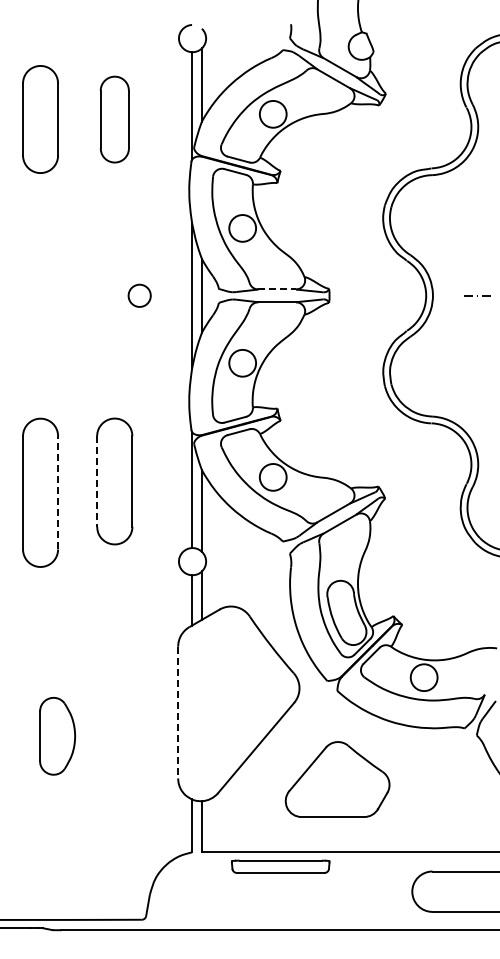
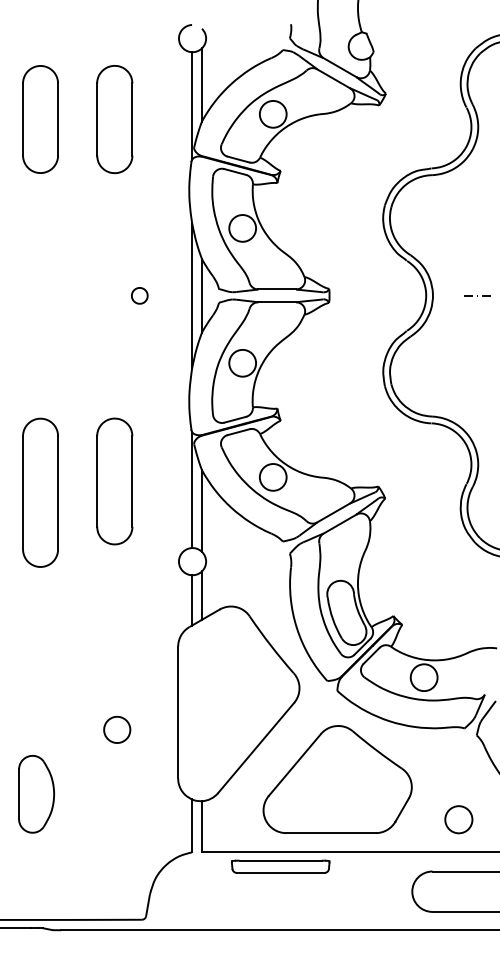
part size: 31x89 px -> 38x110 px (114, 119)
line: dashed -> solid (277, 289)
part size: 25x25 px -> 18x18 px (139, 295)
line: dashed -> solid (97, 482)
line: dashed -> solid (58, 492)
line: dashed -> solid (178, 712)
part: none -> present (117, 729)
part position: (57, 736) -> (36, 794) (36, 794)
part size: 107x77 px -> 151x109 px (337, 779)
circle: none -> present (458, 819)
